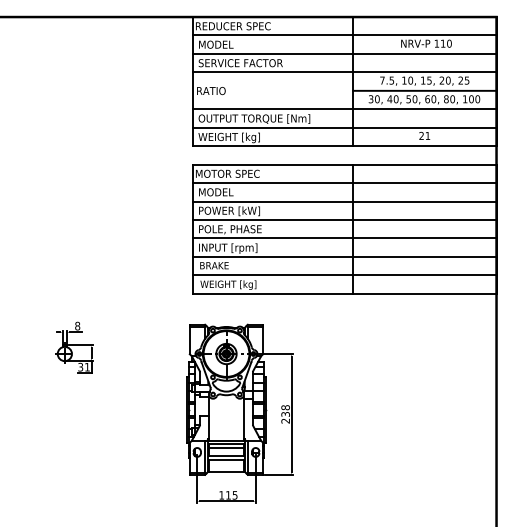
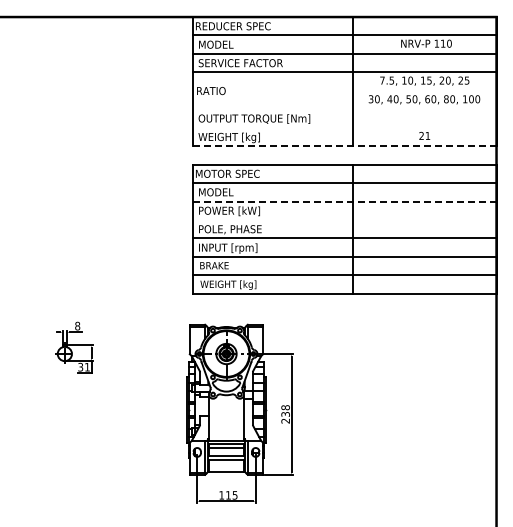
line: present -> none (424, 90)
line: present -> none (344, 109)
line: present -> none (344, 127)
line: solid -> dashed (344, 146)
line: solid -> dashed (344, 201)
line: present -> none (344, 220)
